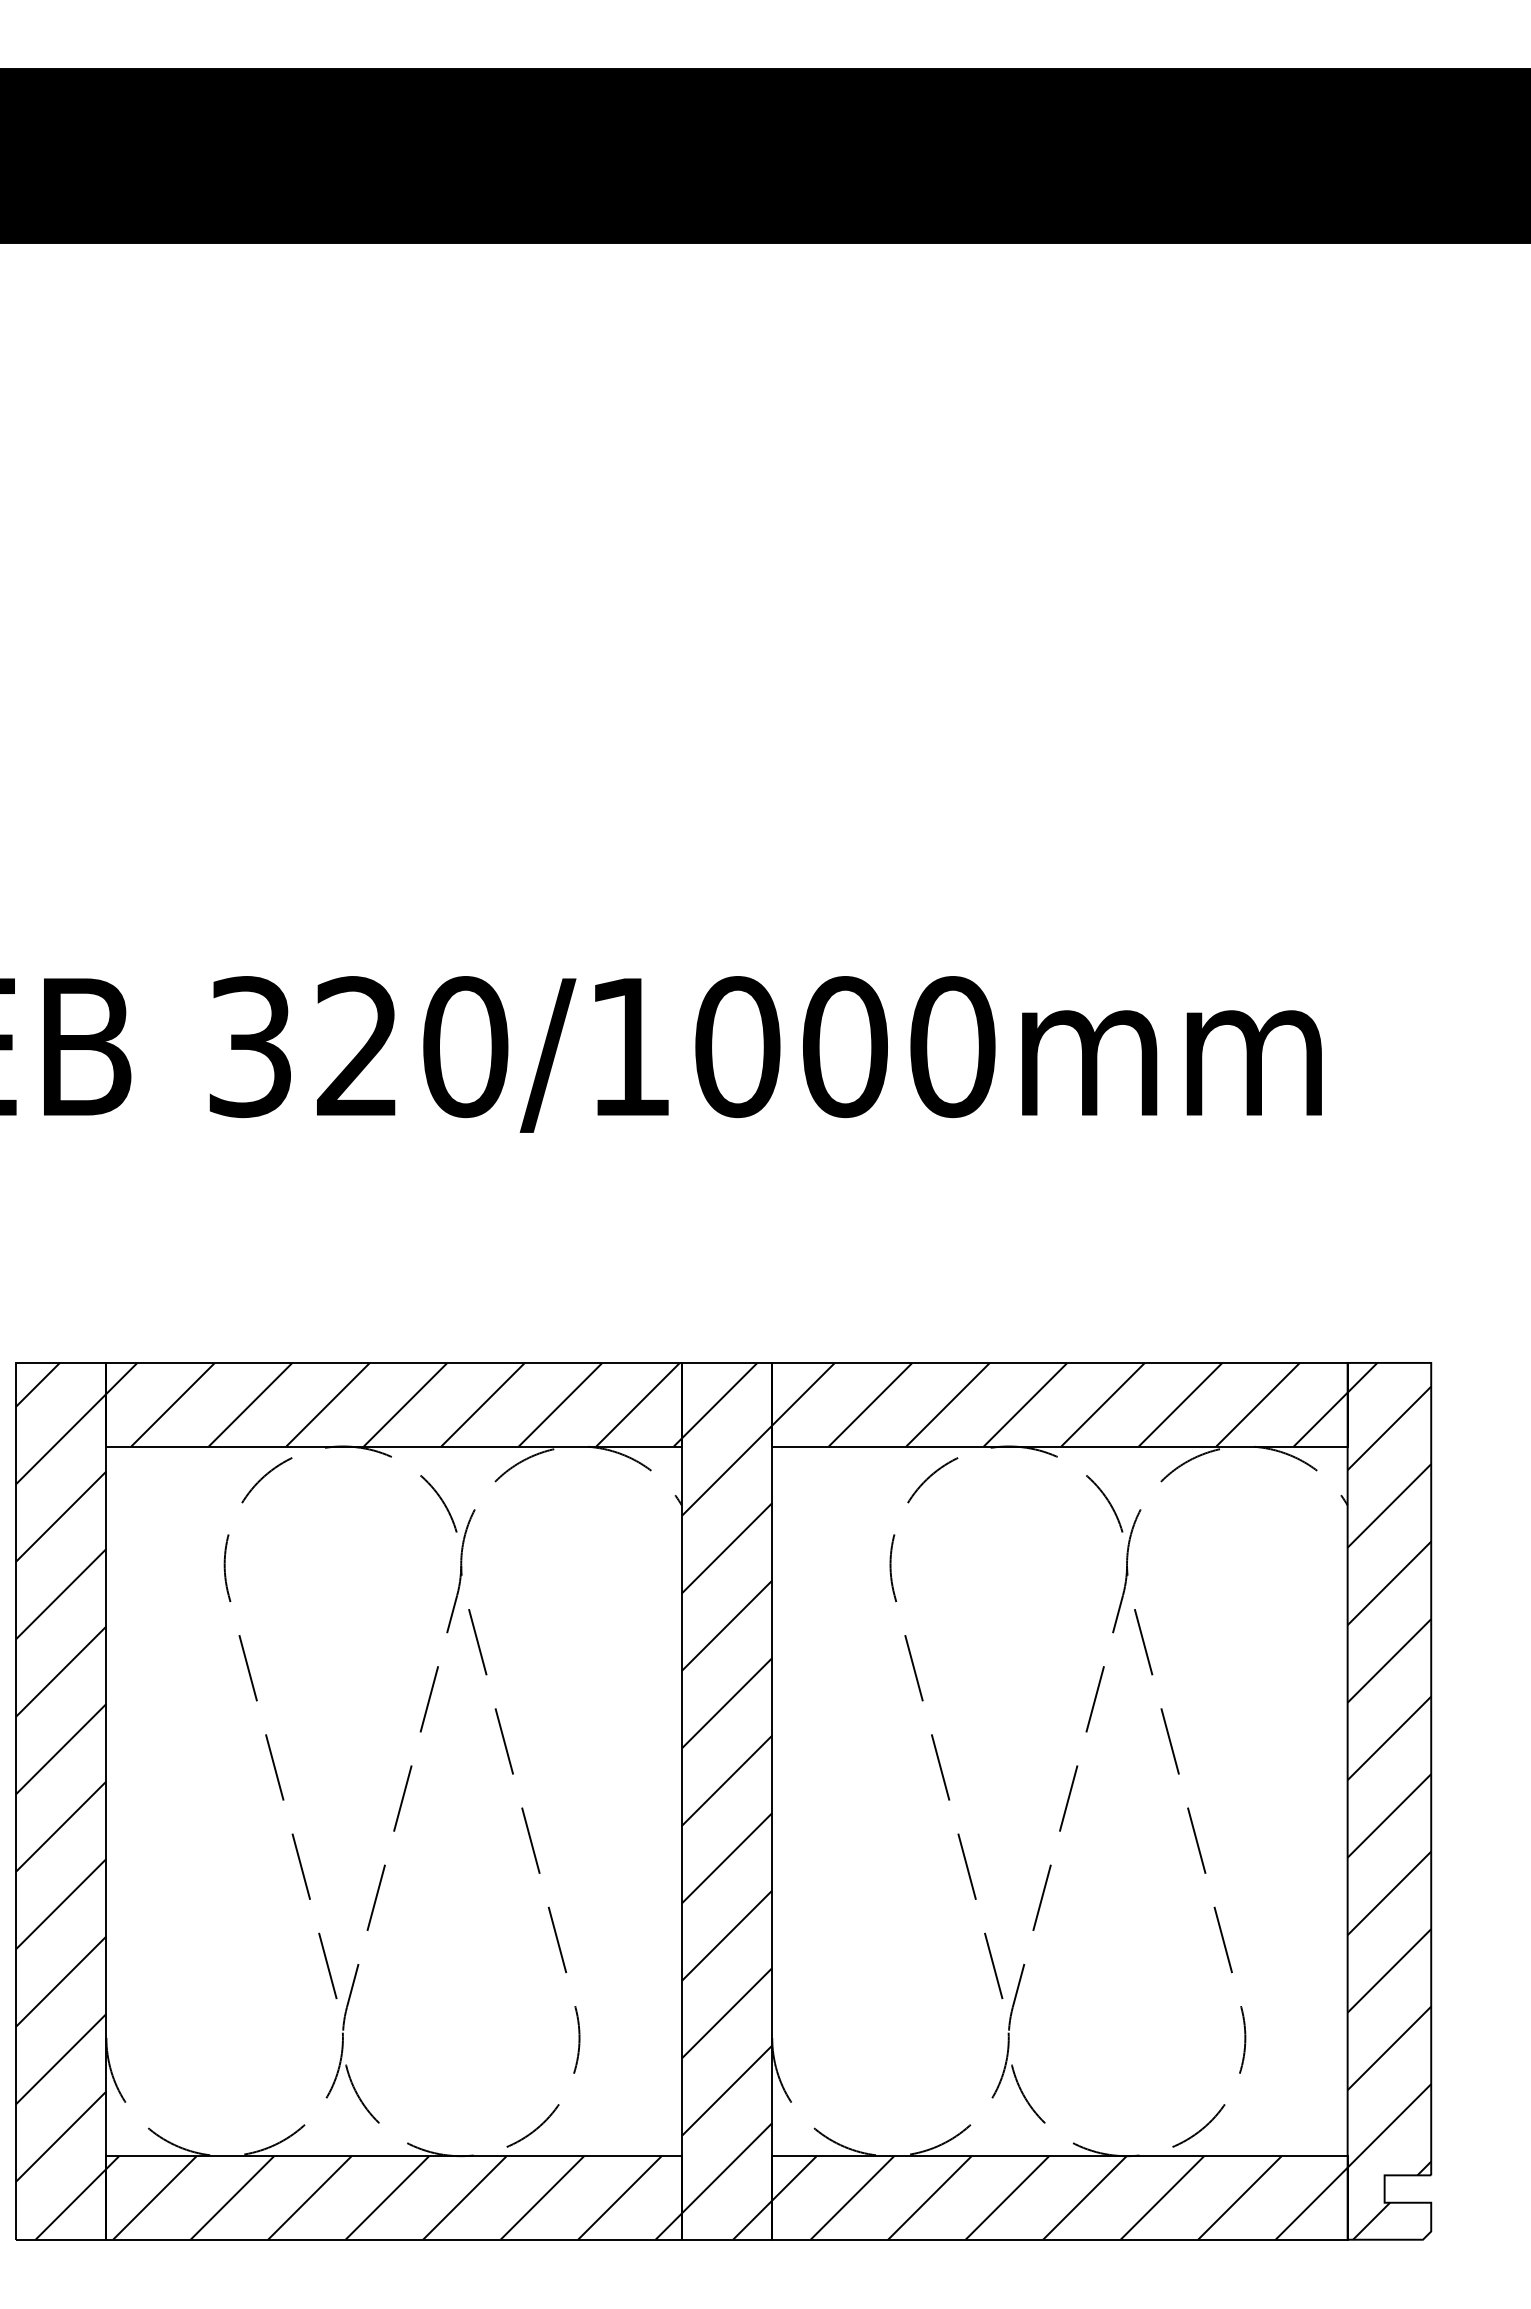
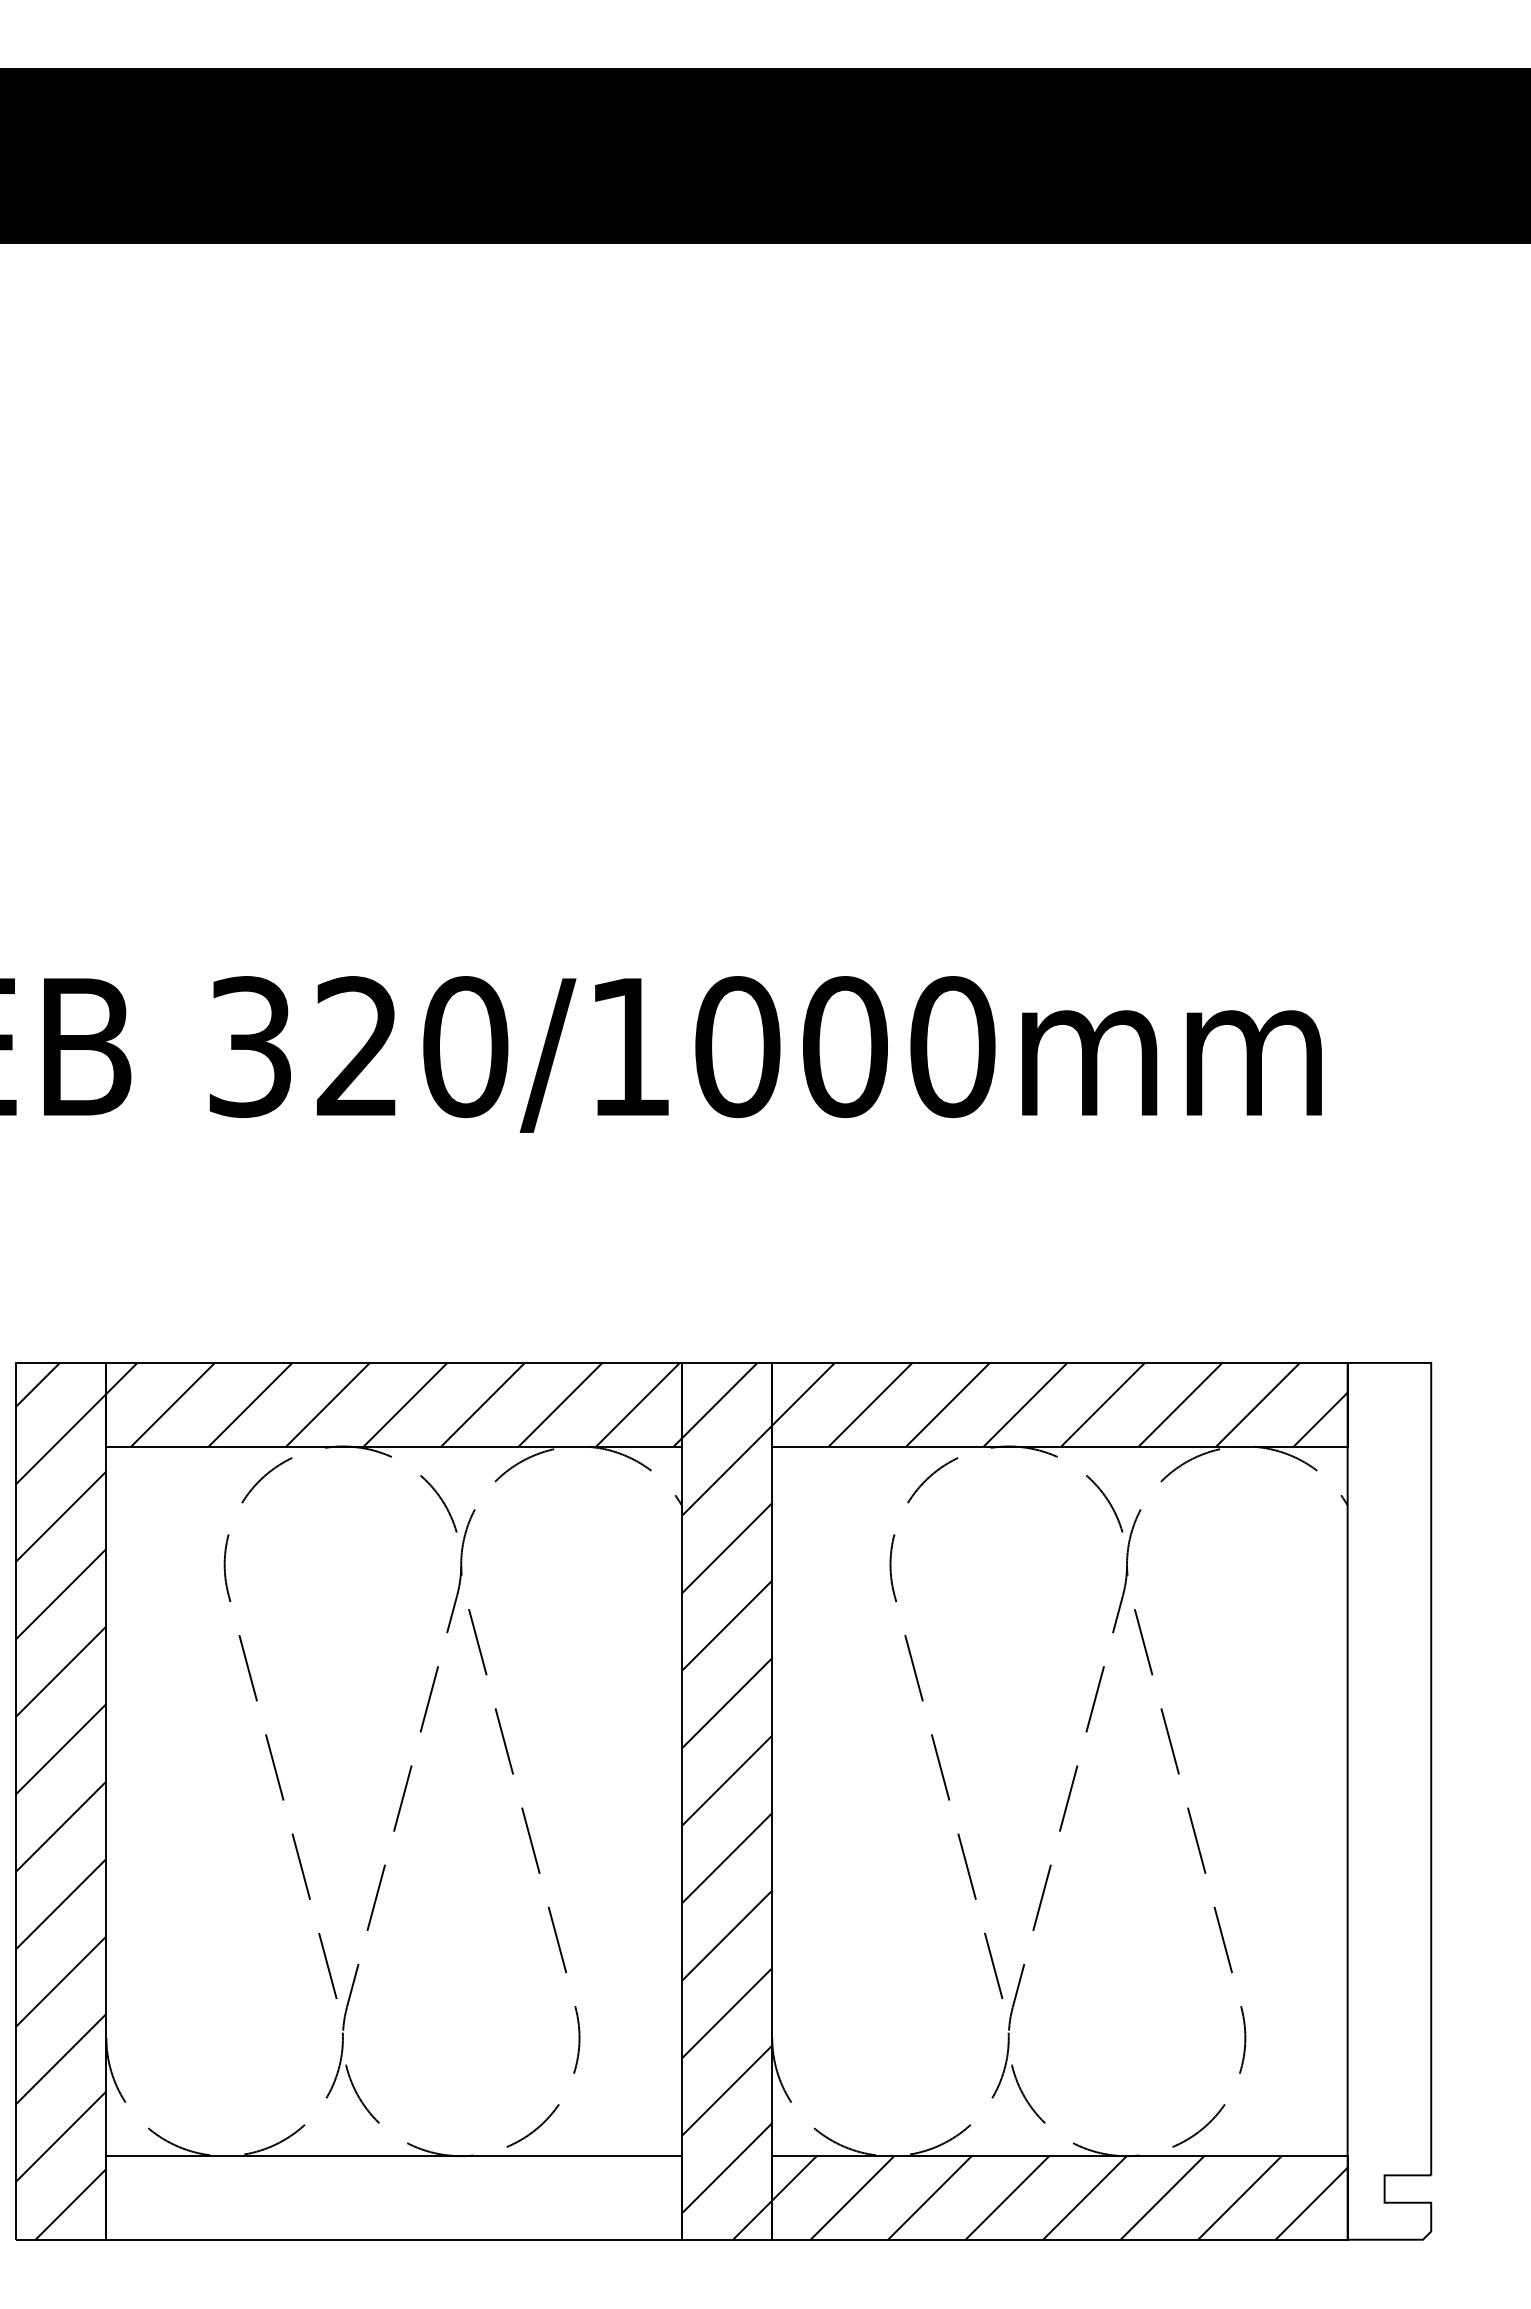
hatch: present -> none (1389, 1800)
hatch: present -> none (393, 2197)
